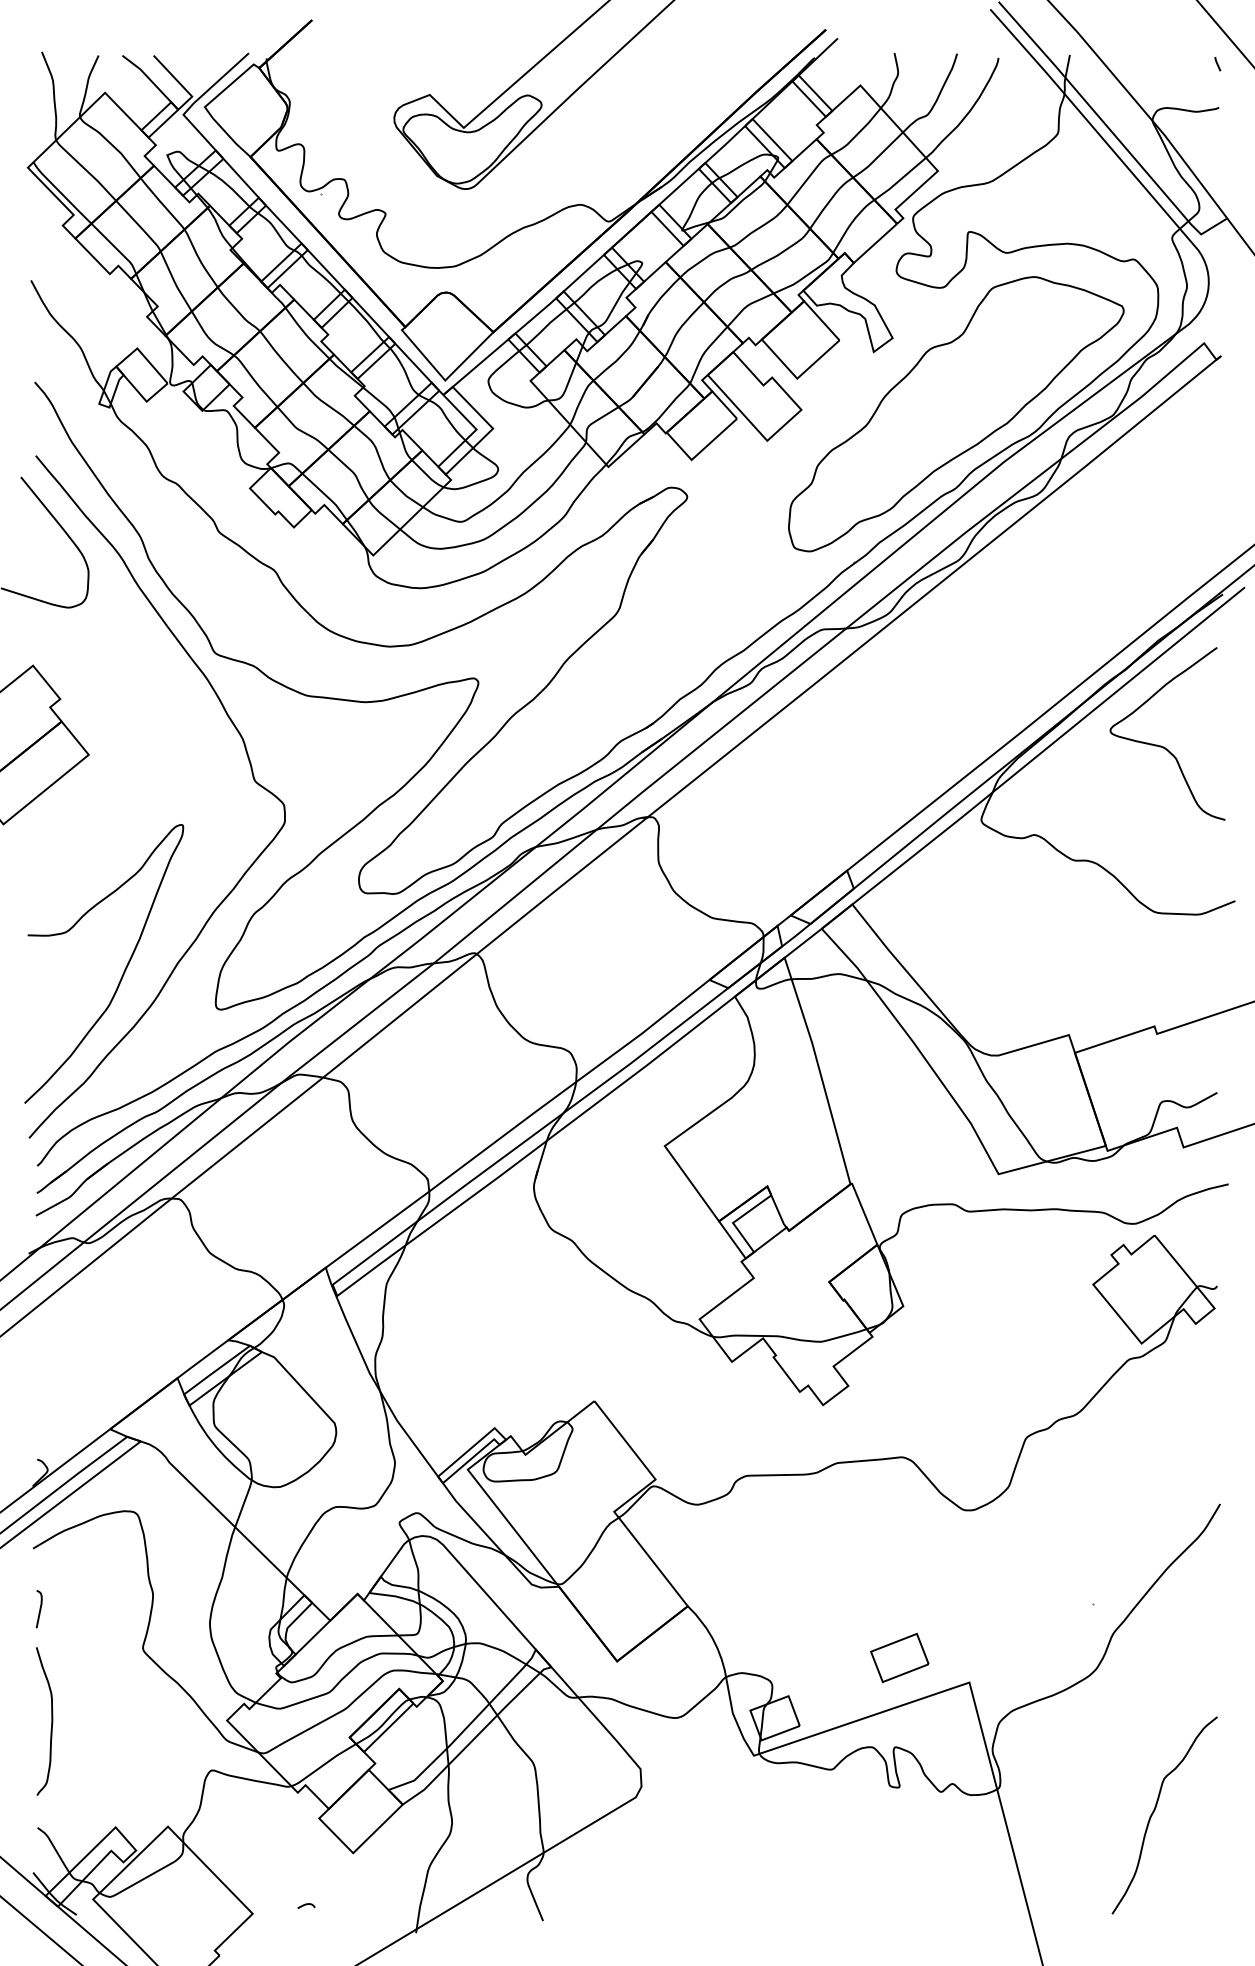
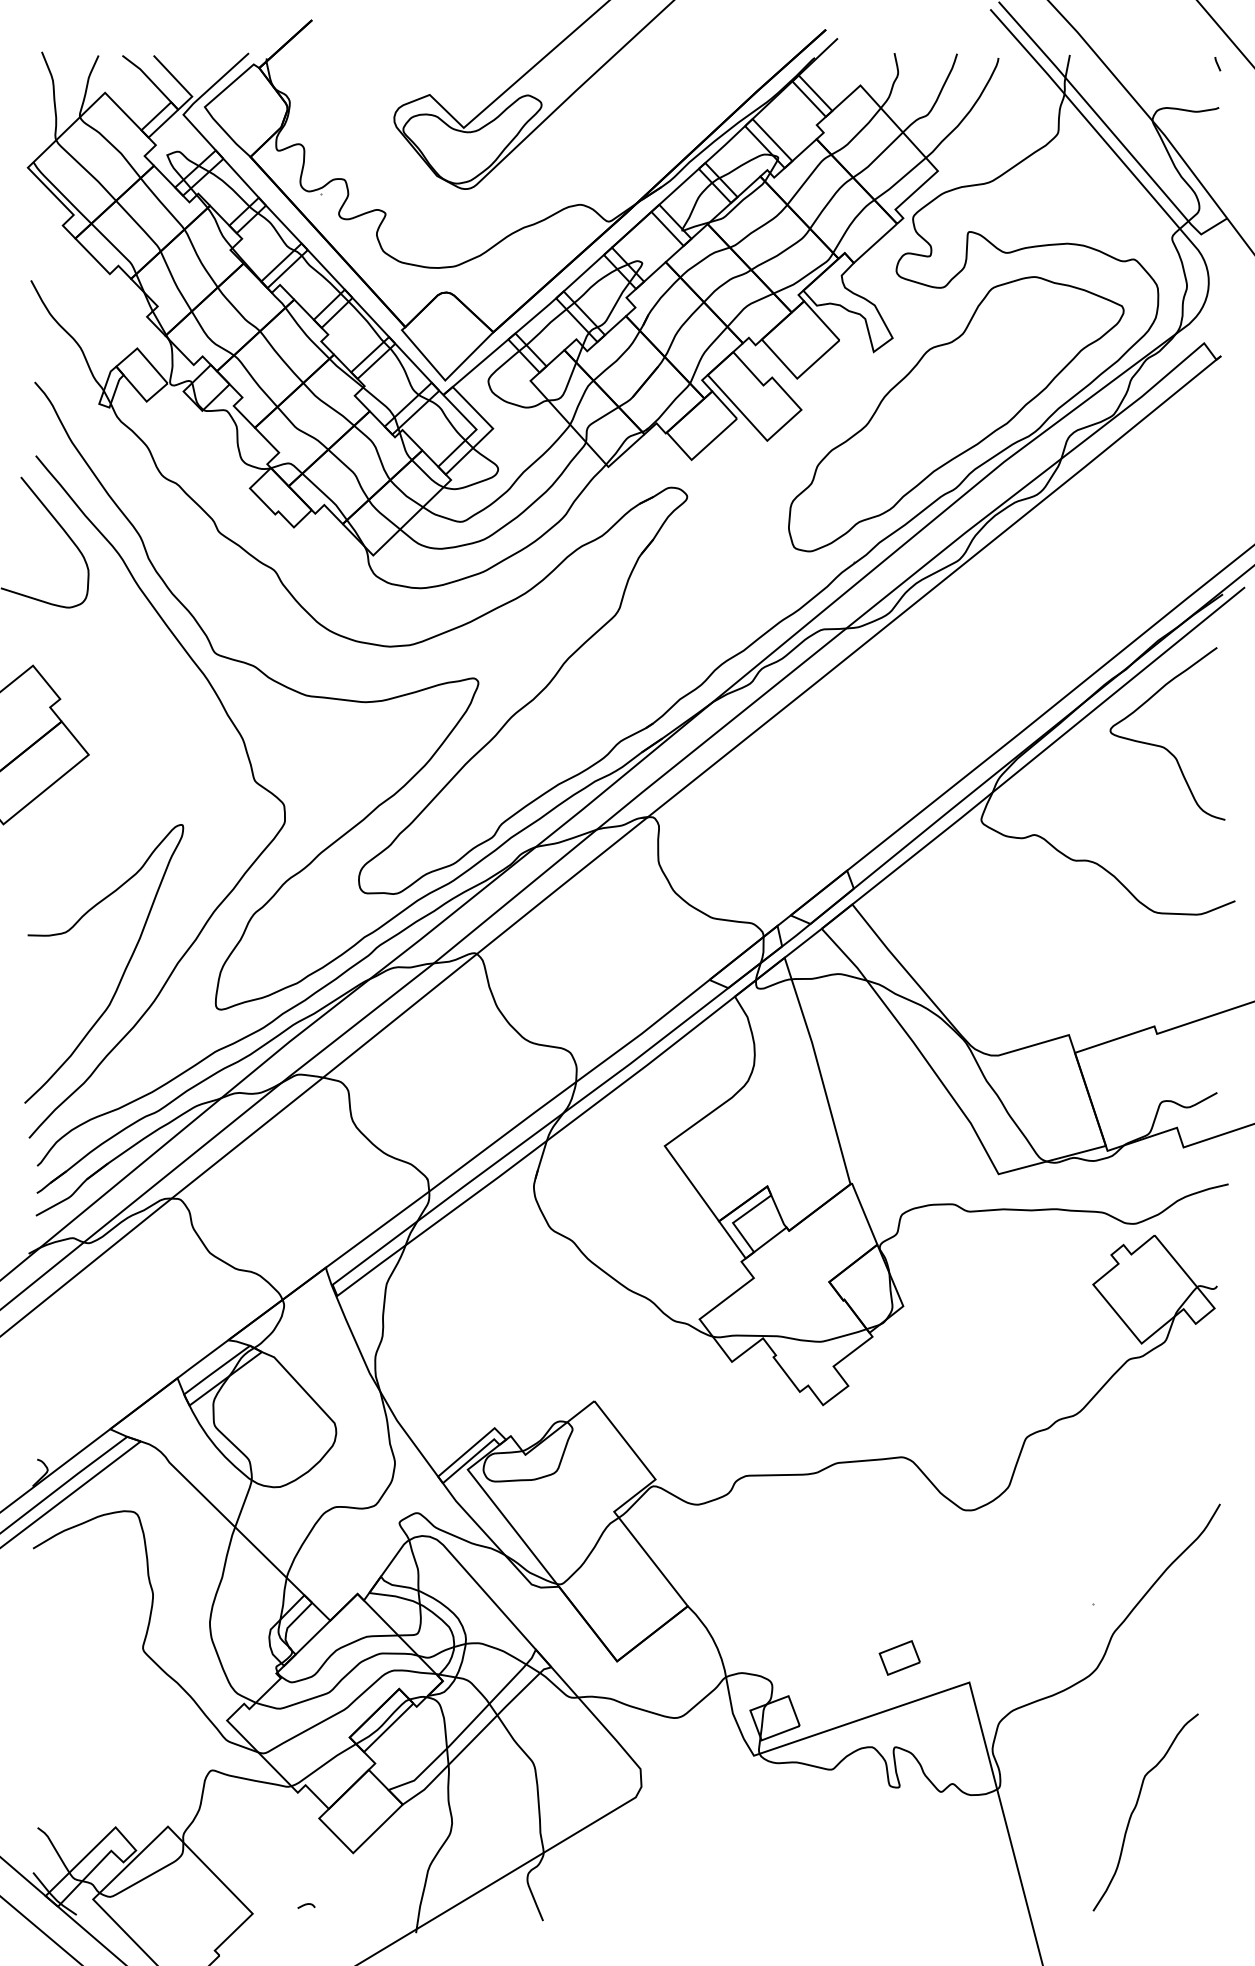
curve: present -> none (39, 1609)
part size: 60x52 px -> 43x36 px (899, 1657)
curve: present -> none (51, 1721)
curve position: (1155, 1810) -> (1136, 1807) (1136, 1807)
